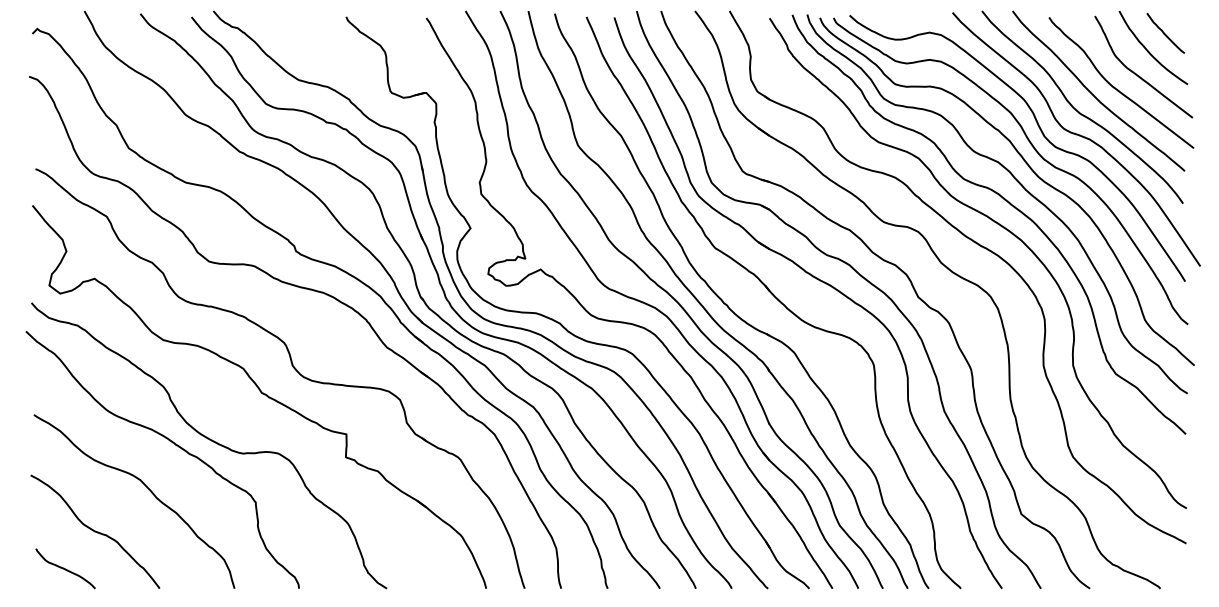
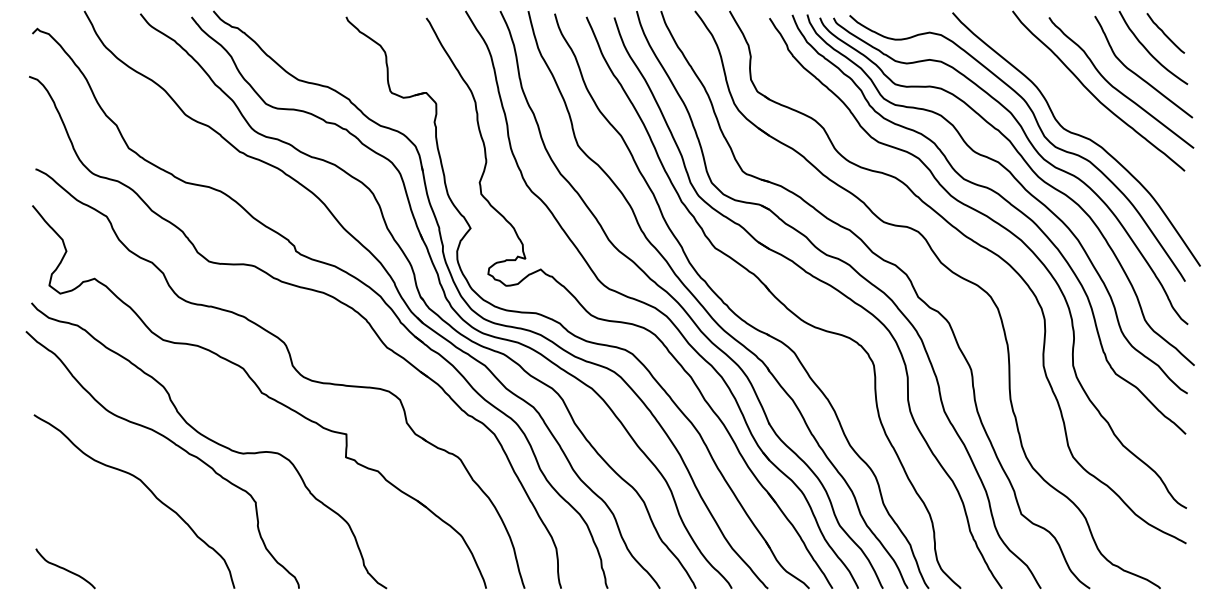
curve: present -> none (1078, 110)
curve: present -> none (95, 531)
